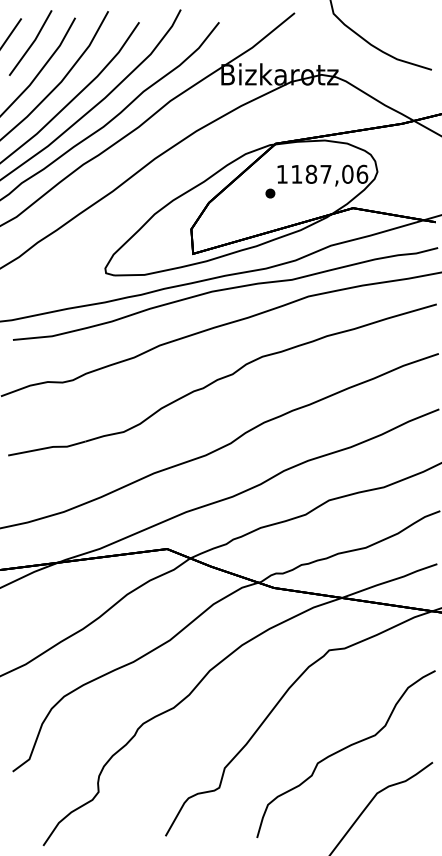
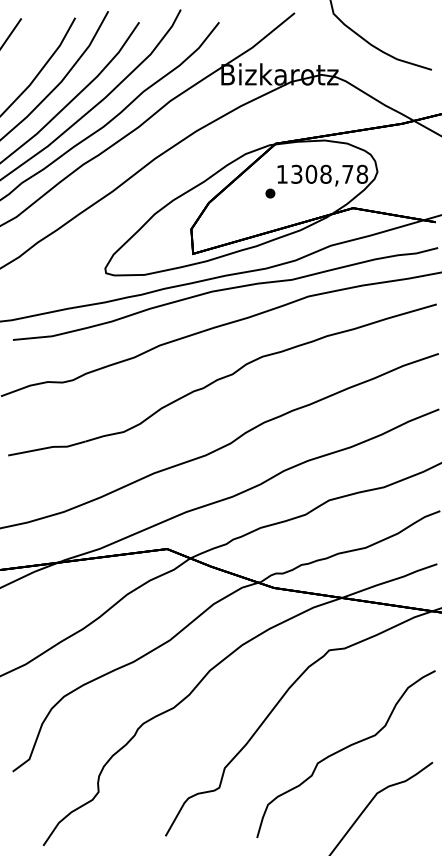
line: present -> none (31, 43)
text: 1187,06 -> 1308,78 (329, 173)
